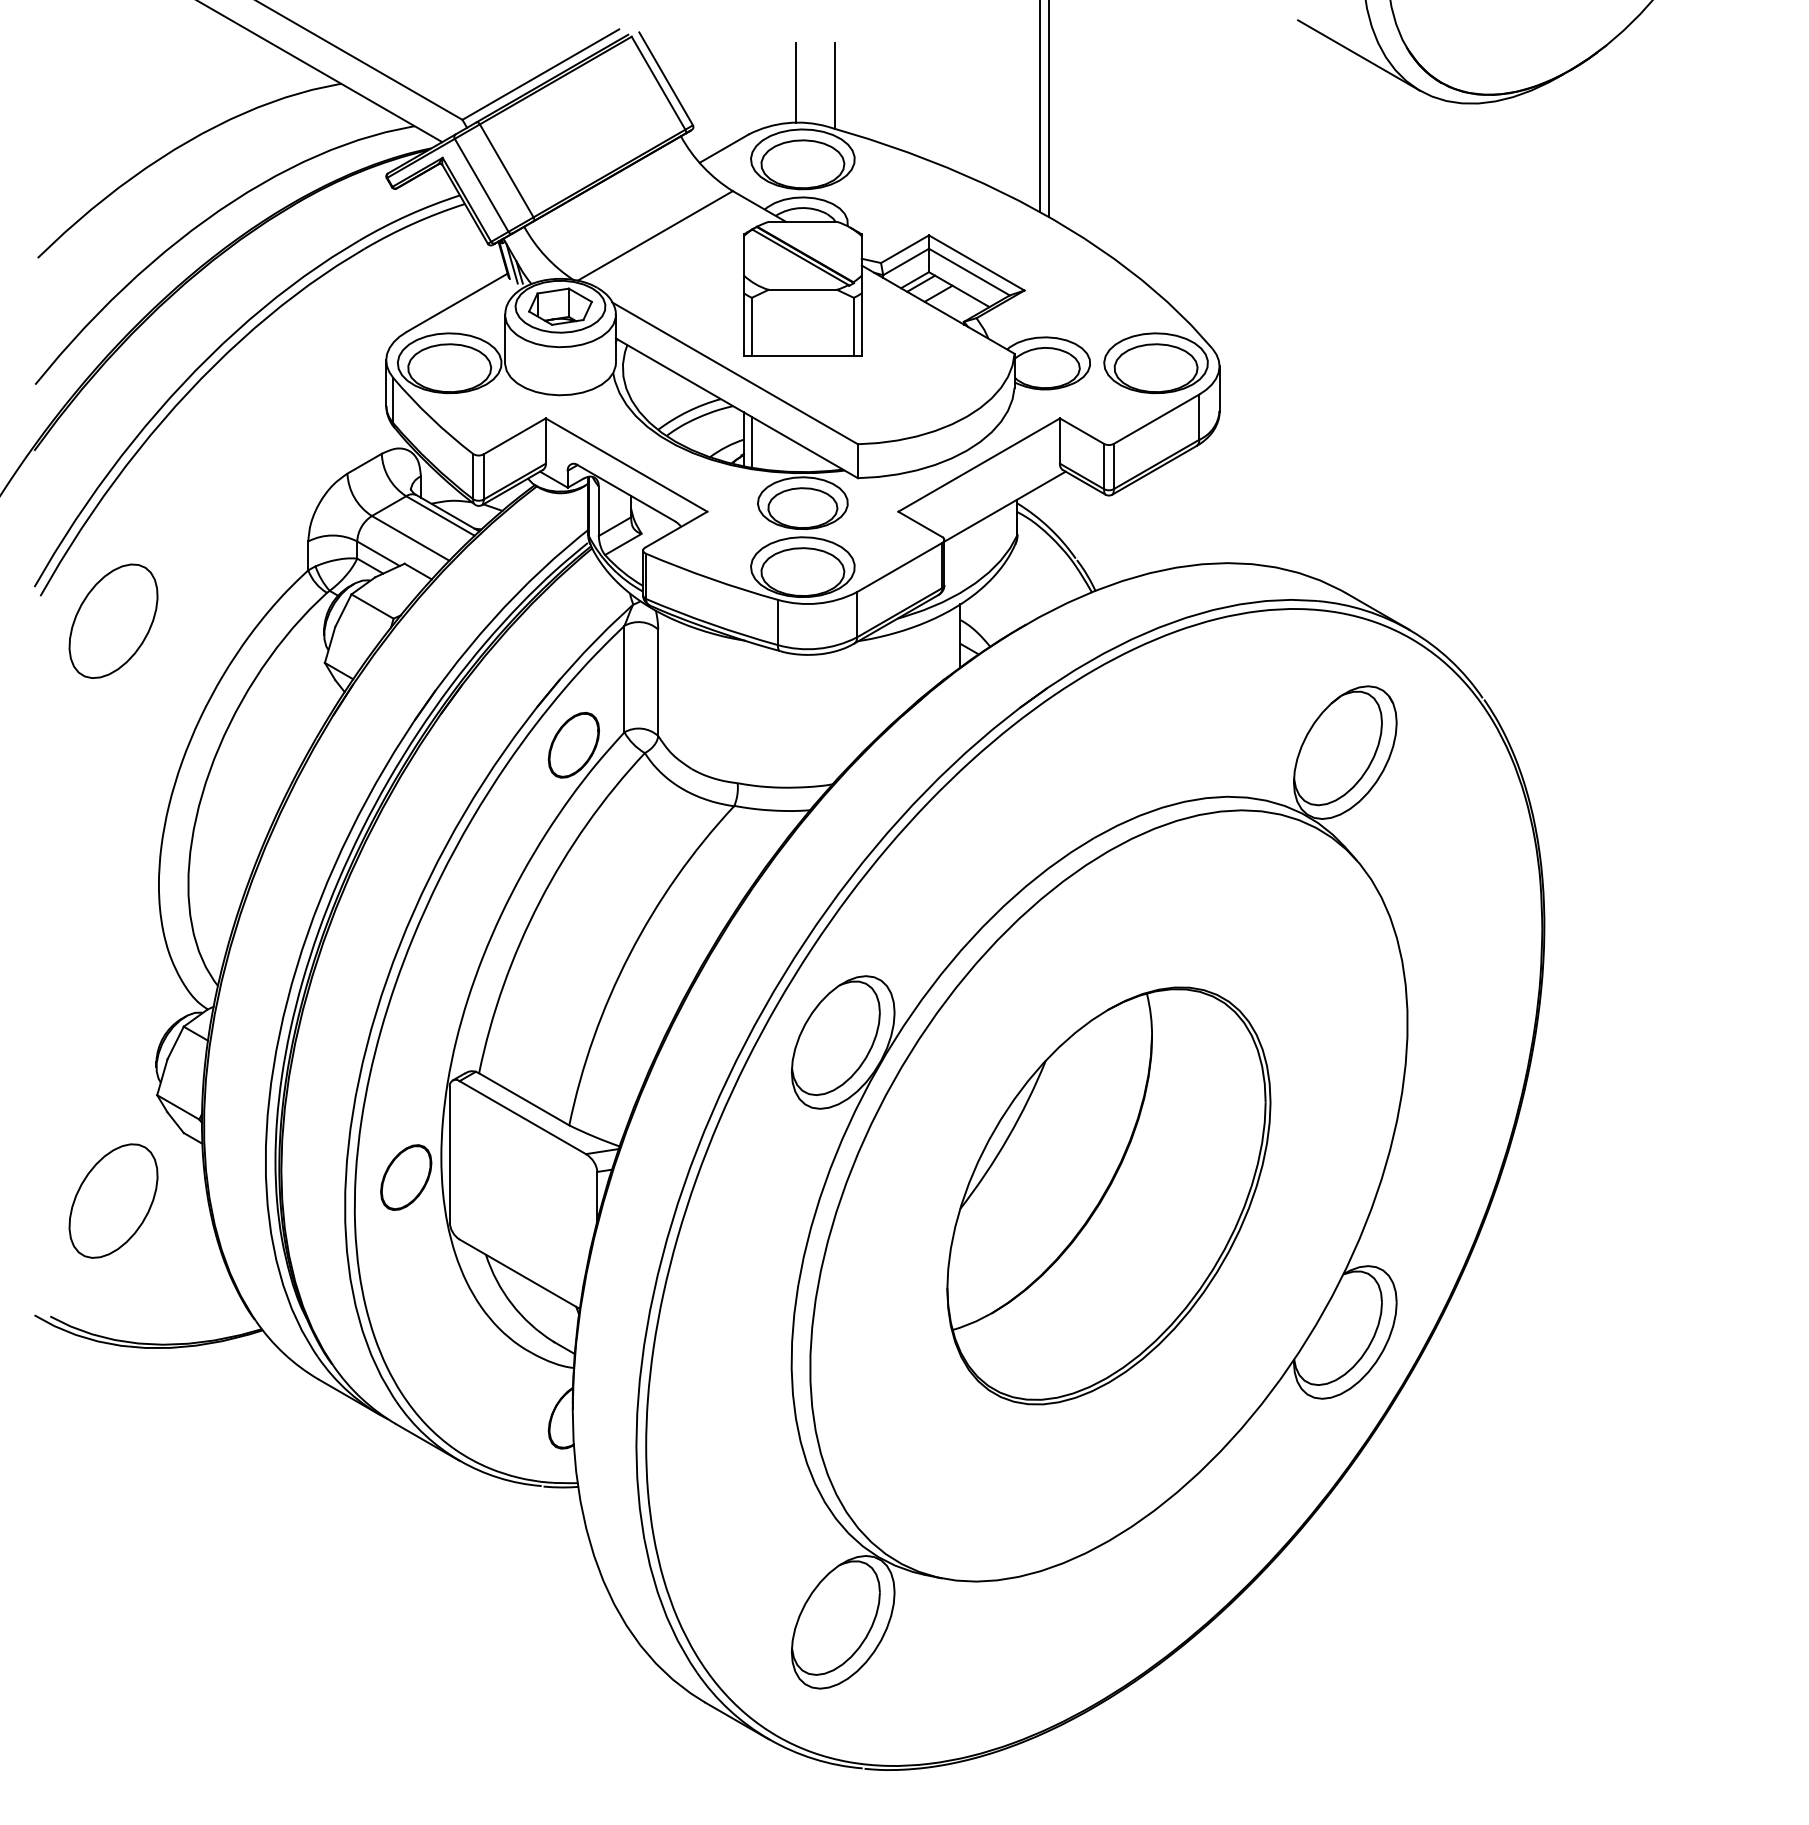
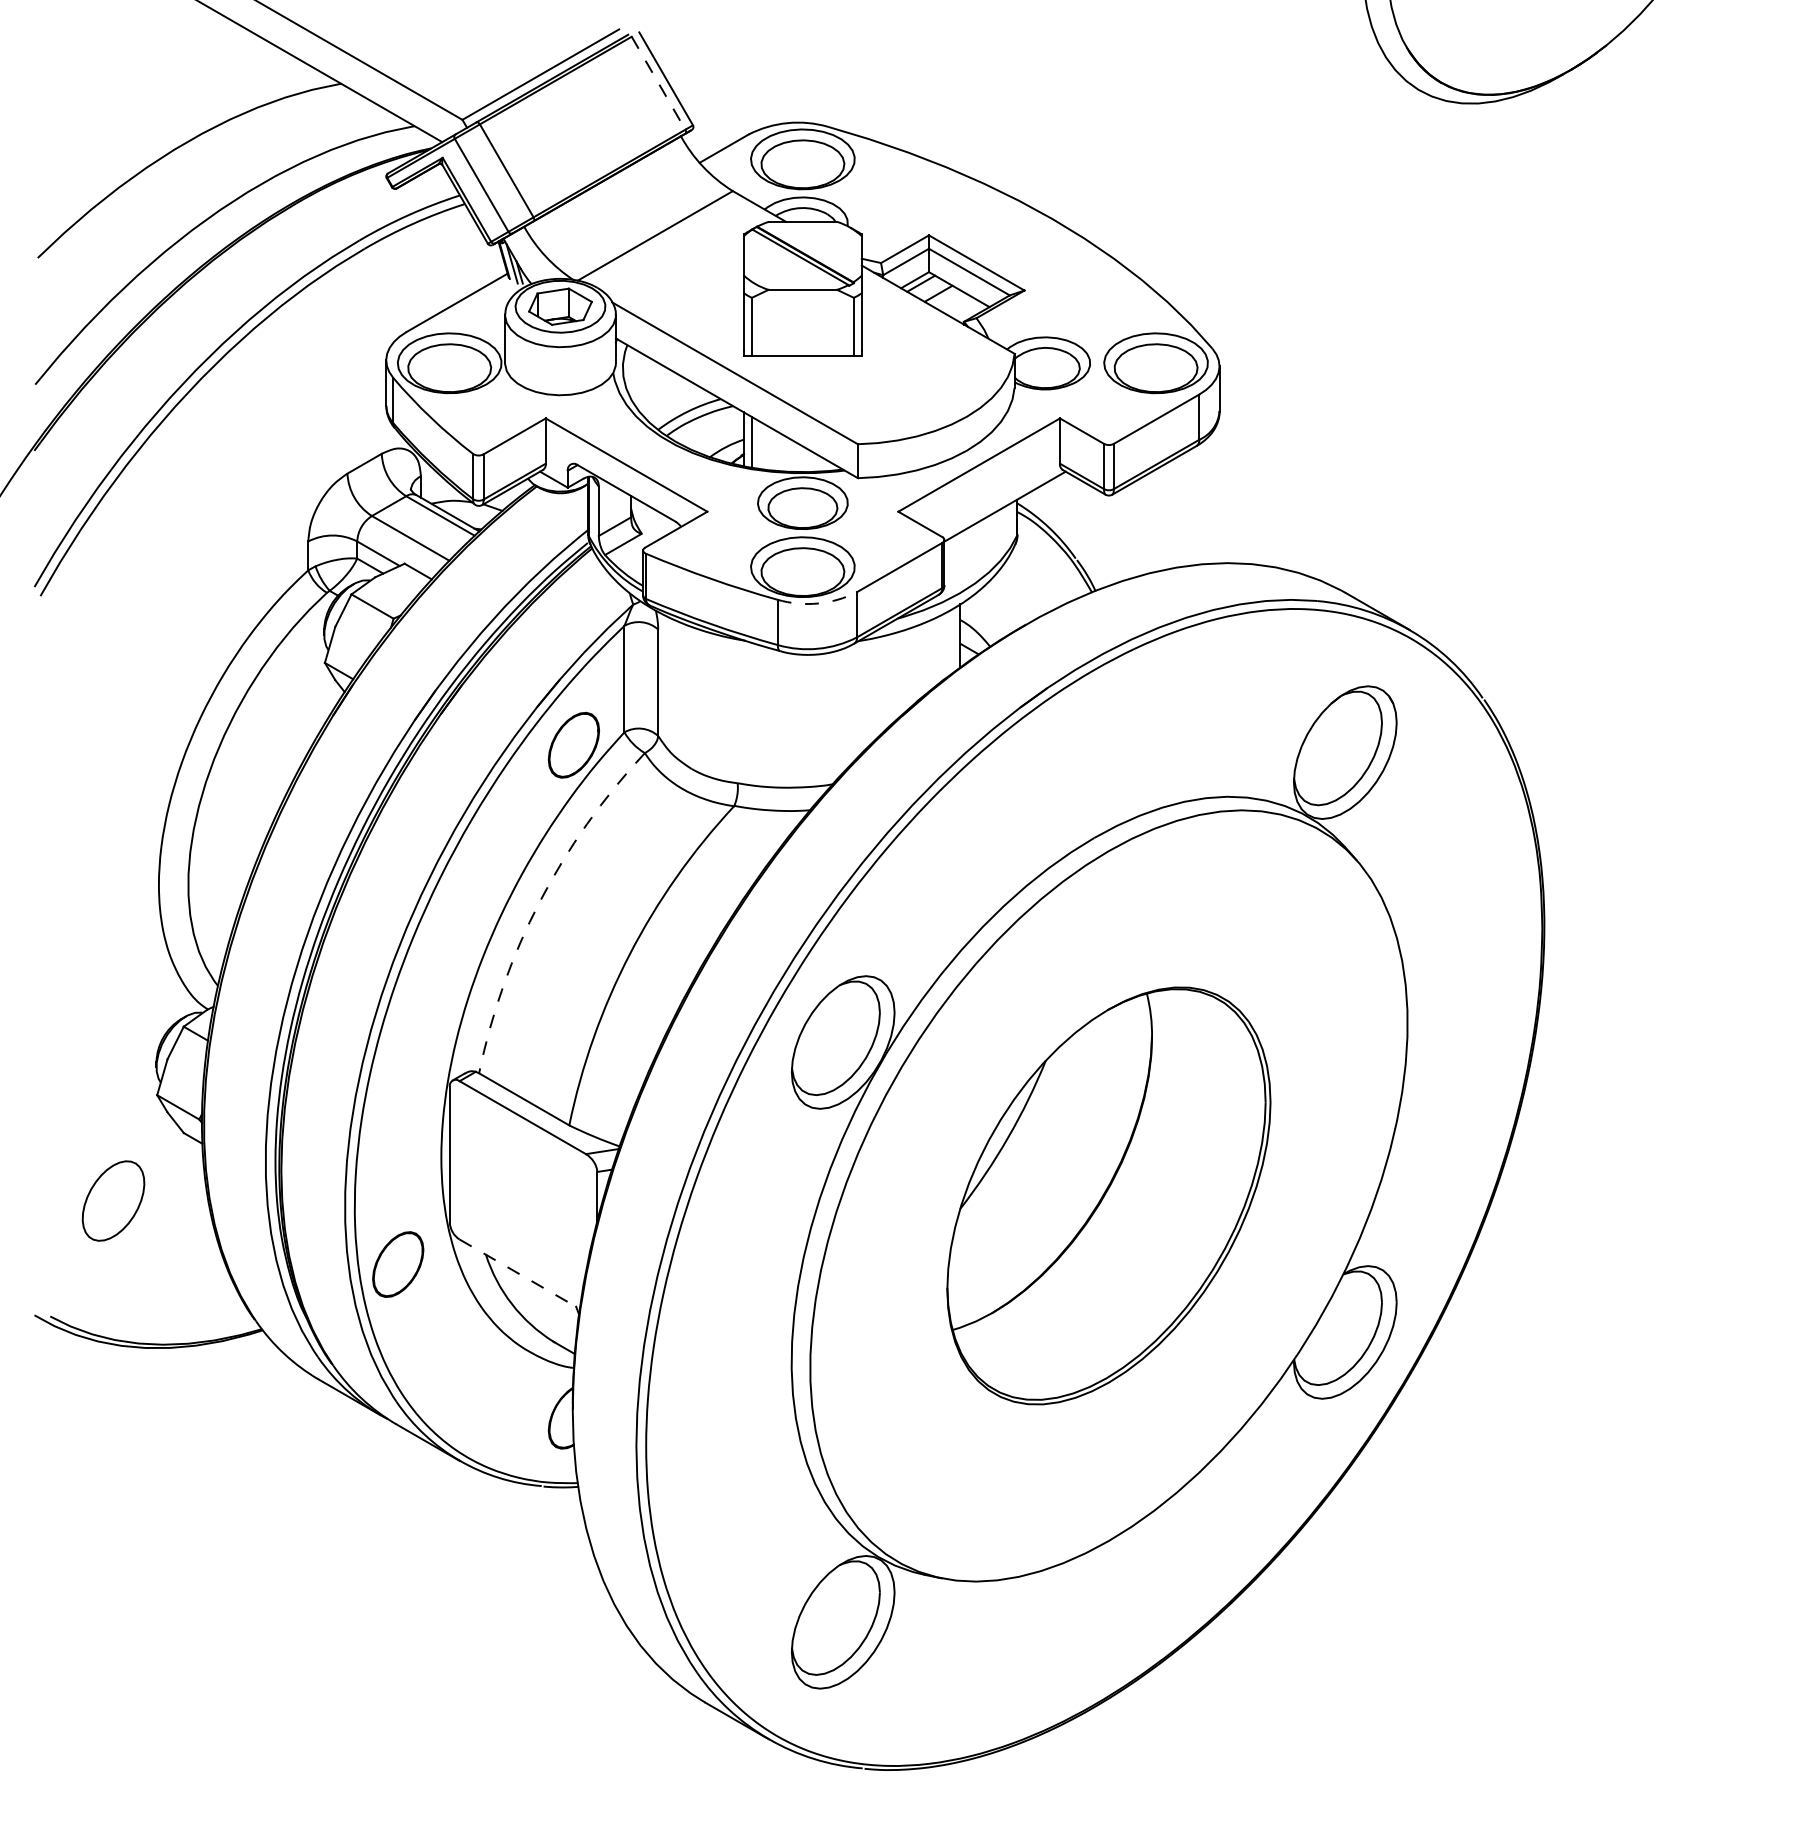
line: present -> none (1359, 55)
line: present -> none (795, 82)
line: solid -> dashed (658, 83)
line: present -> none (834, 85)
line: present -> none (1040, 107)
line: present -> none (1048, 109)
arc: solid -> dashed (818, 603)
part: present -> none (113, 620)
arc: solid -> dashed (539, 901)
part position: (406, 1177) -> (398, 1264) (398, 1264)
part size: 91x116 px -> 65x82 px (113, 1200)
line: solid -> dashed (520, 1274)
